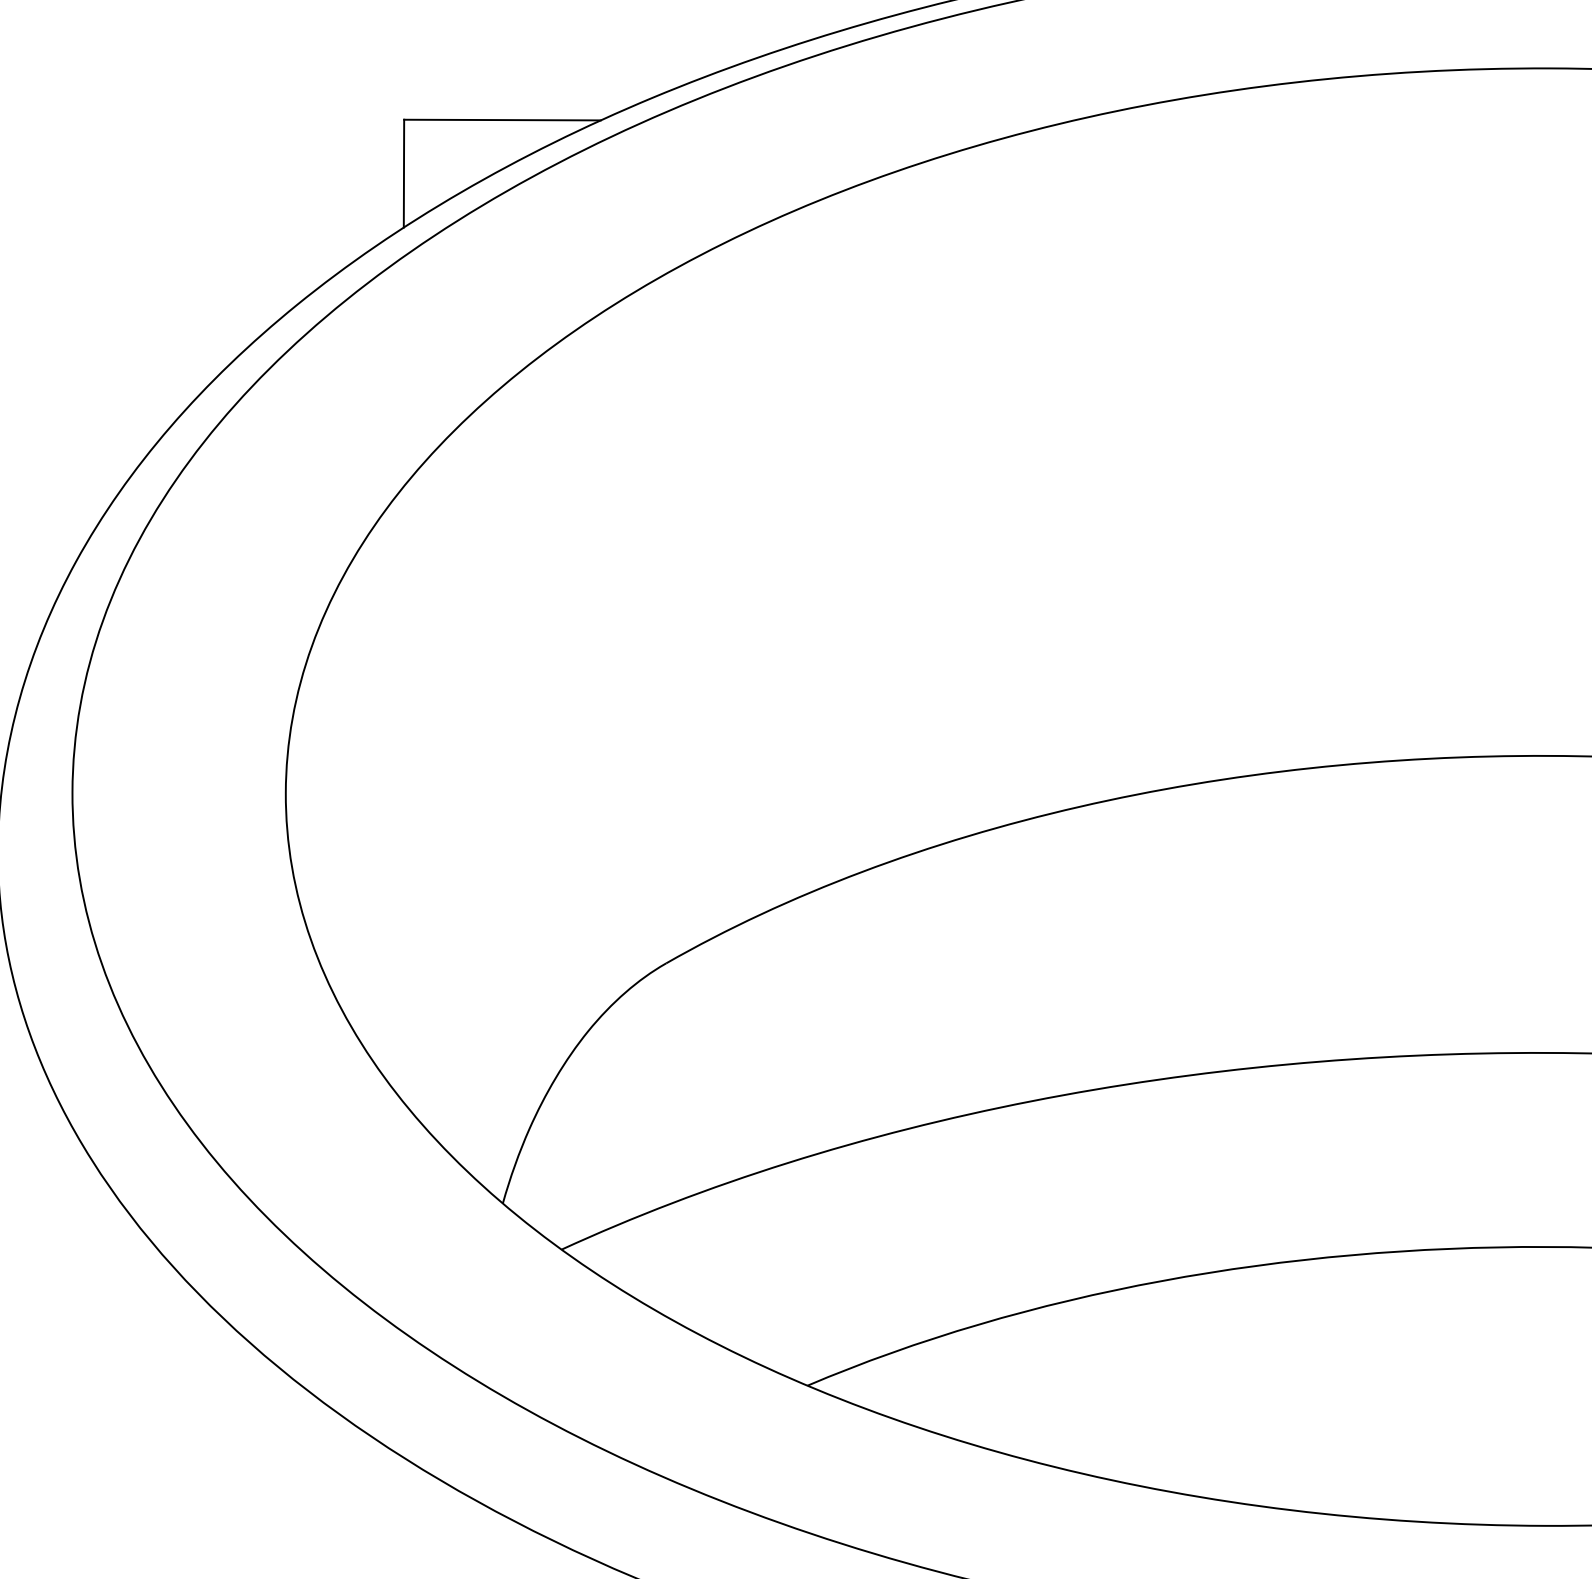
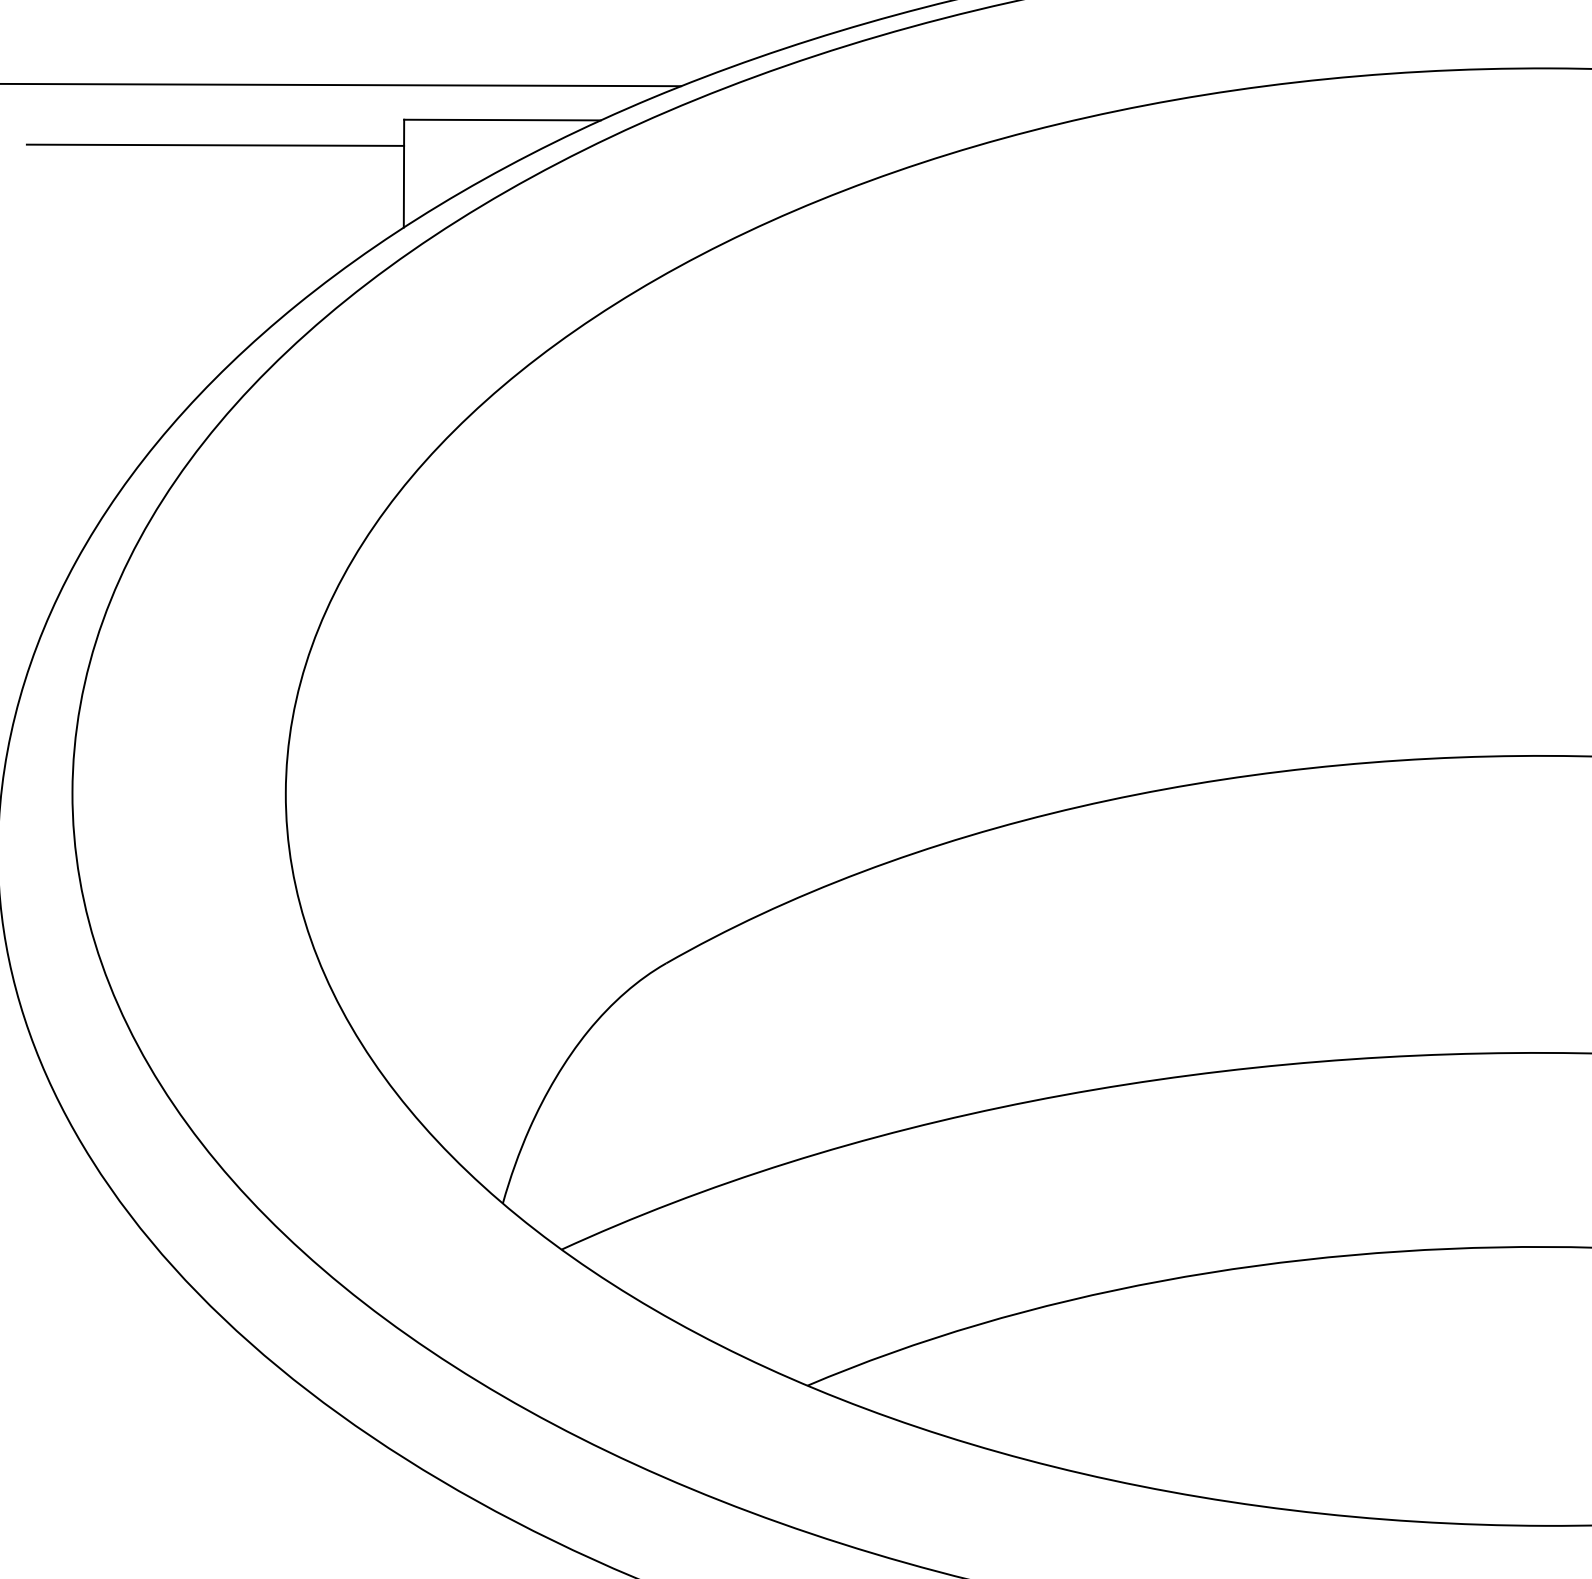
line: none -> present (341, 84)
line: none -> present (215, 144)
